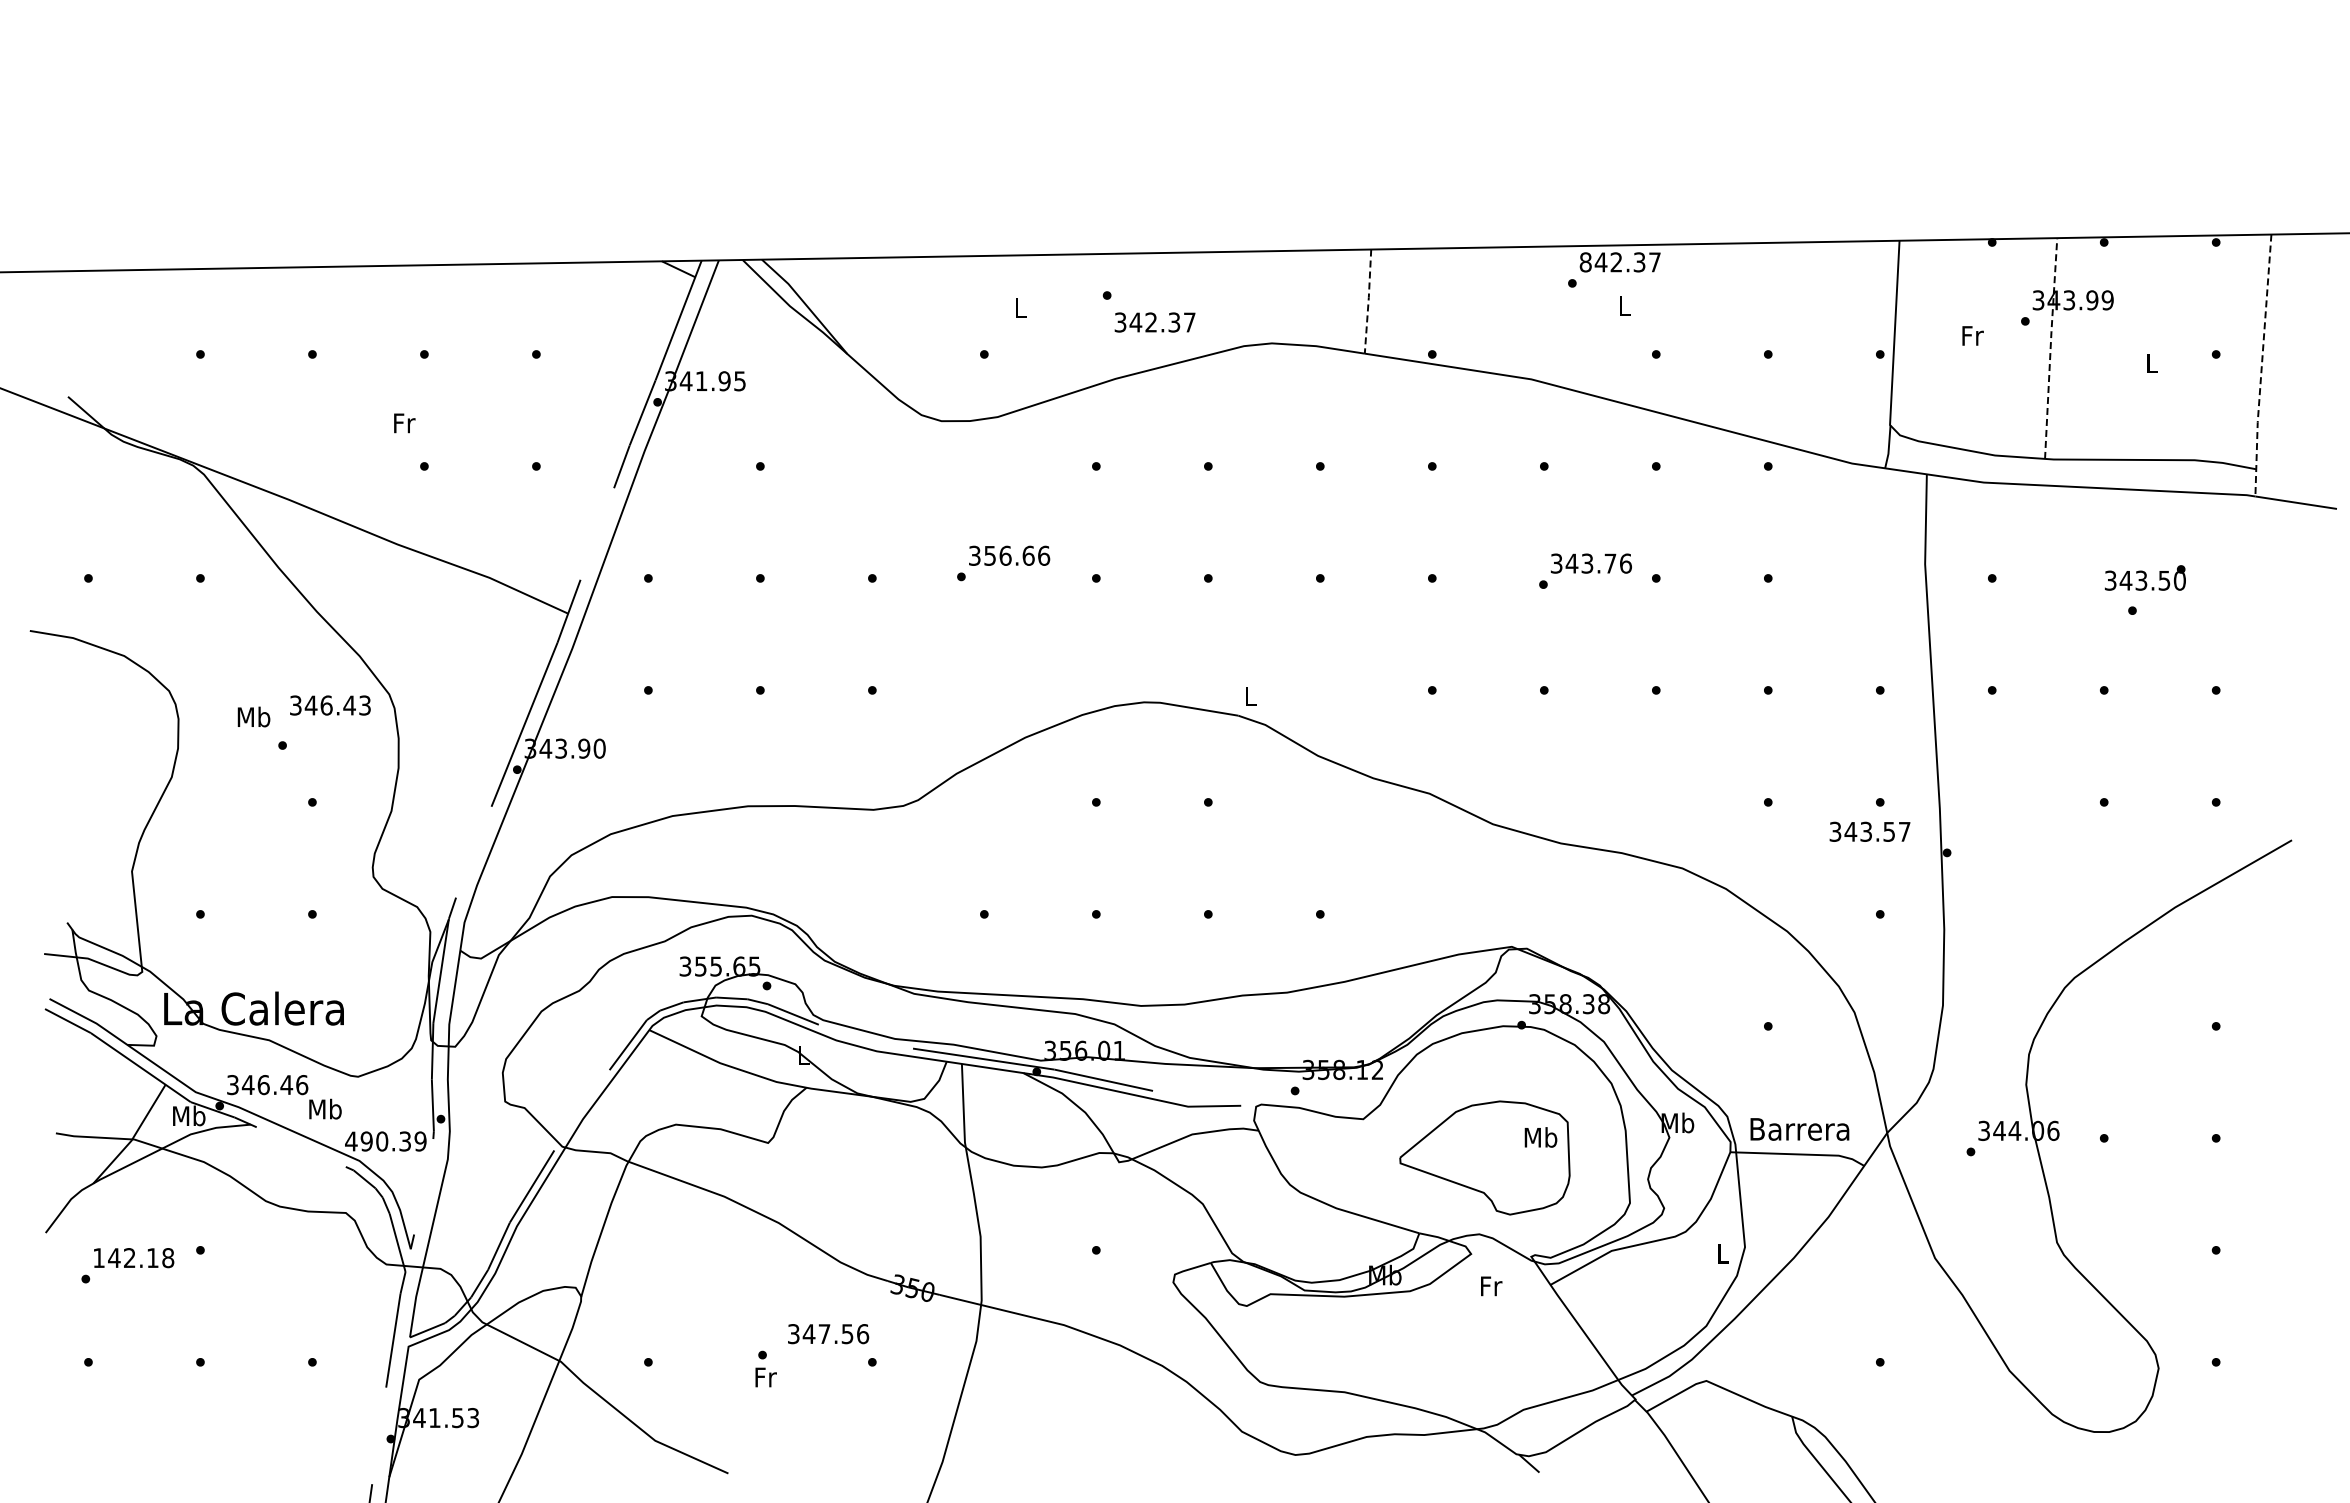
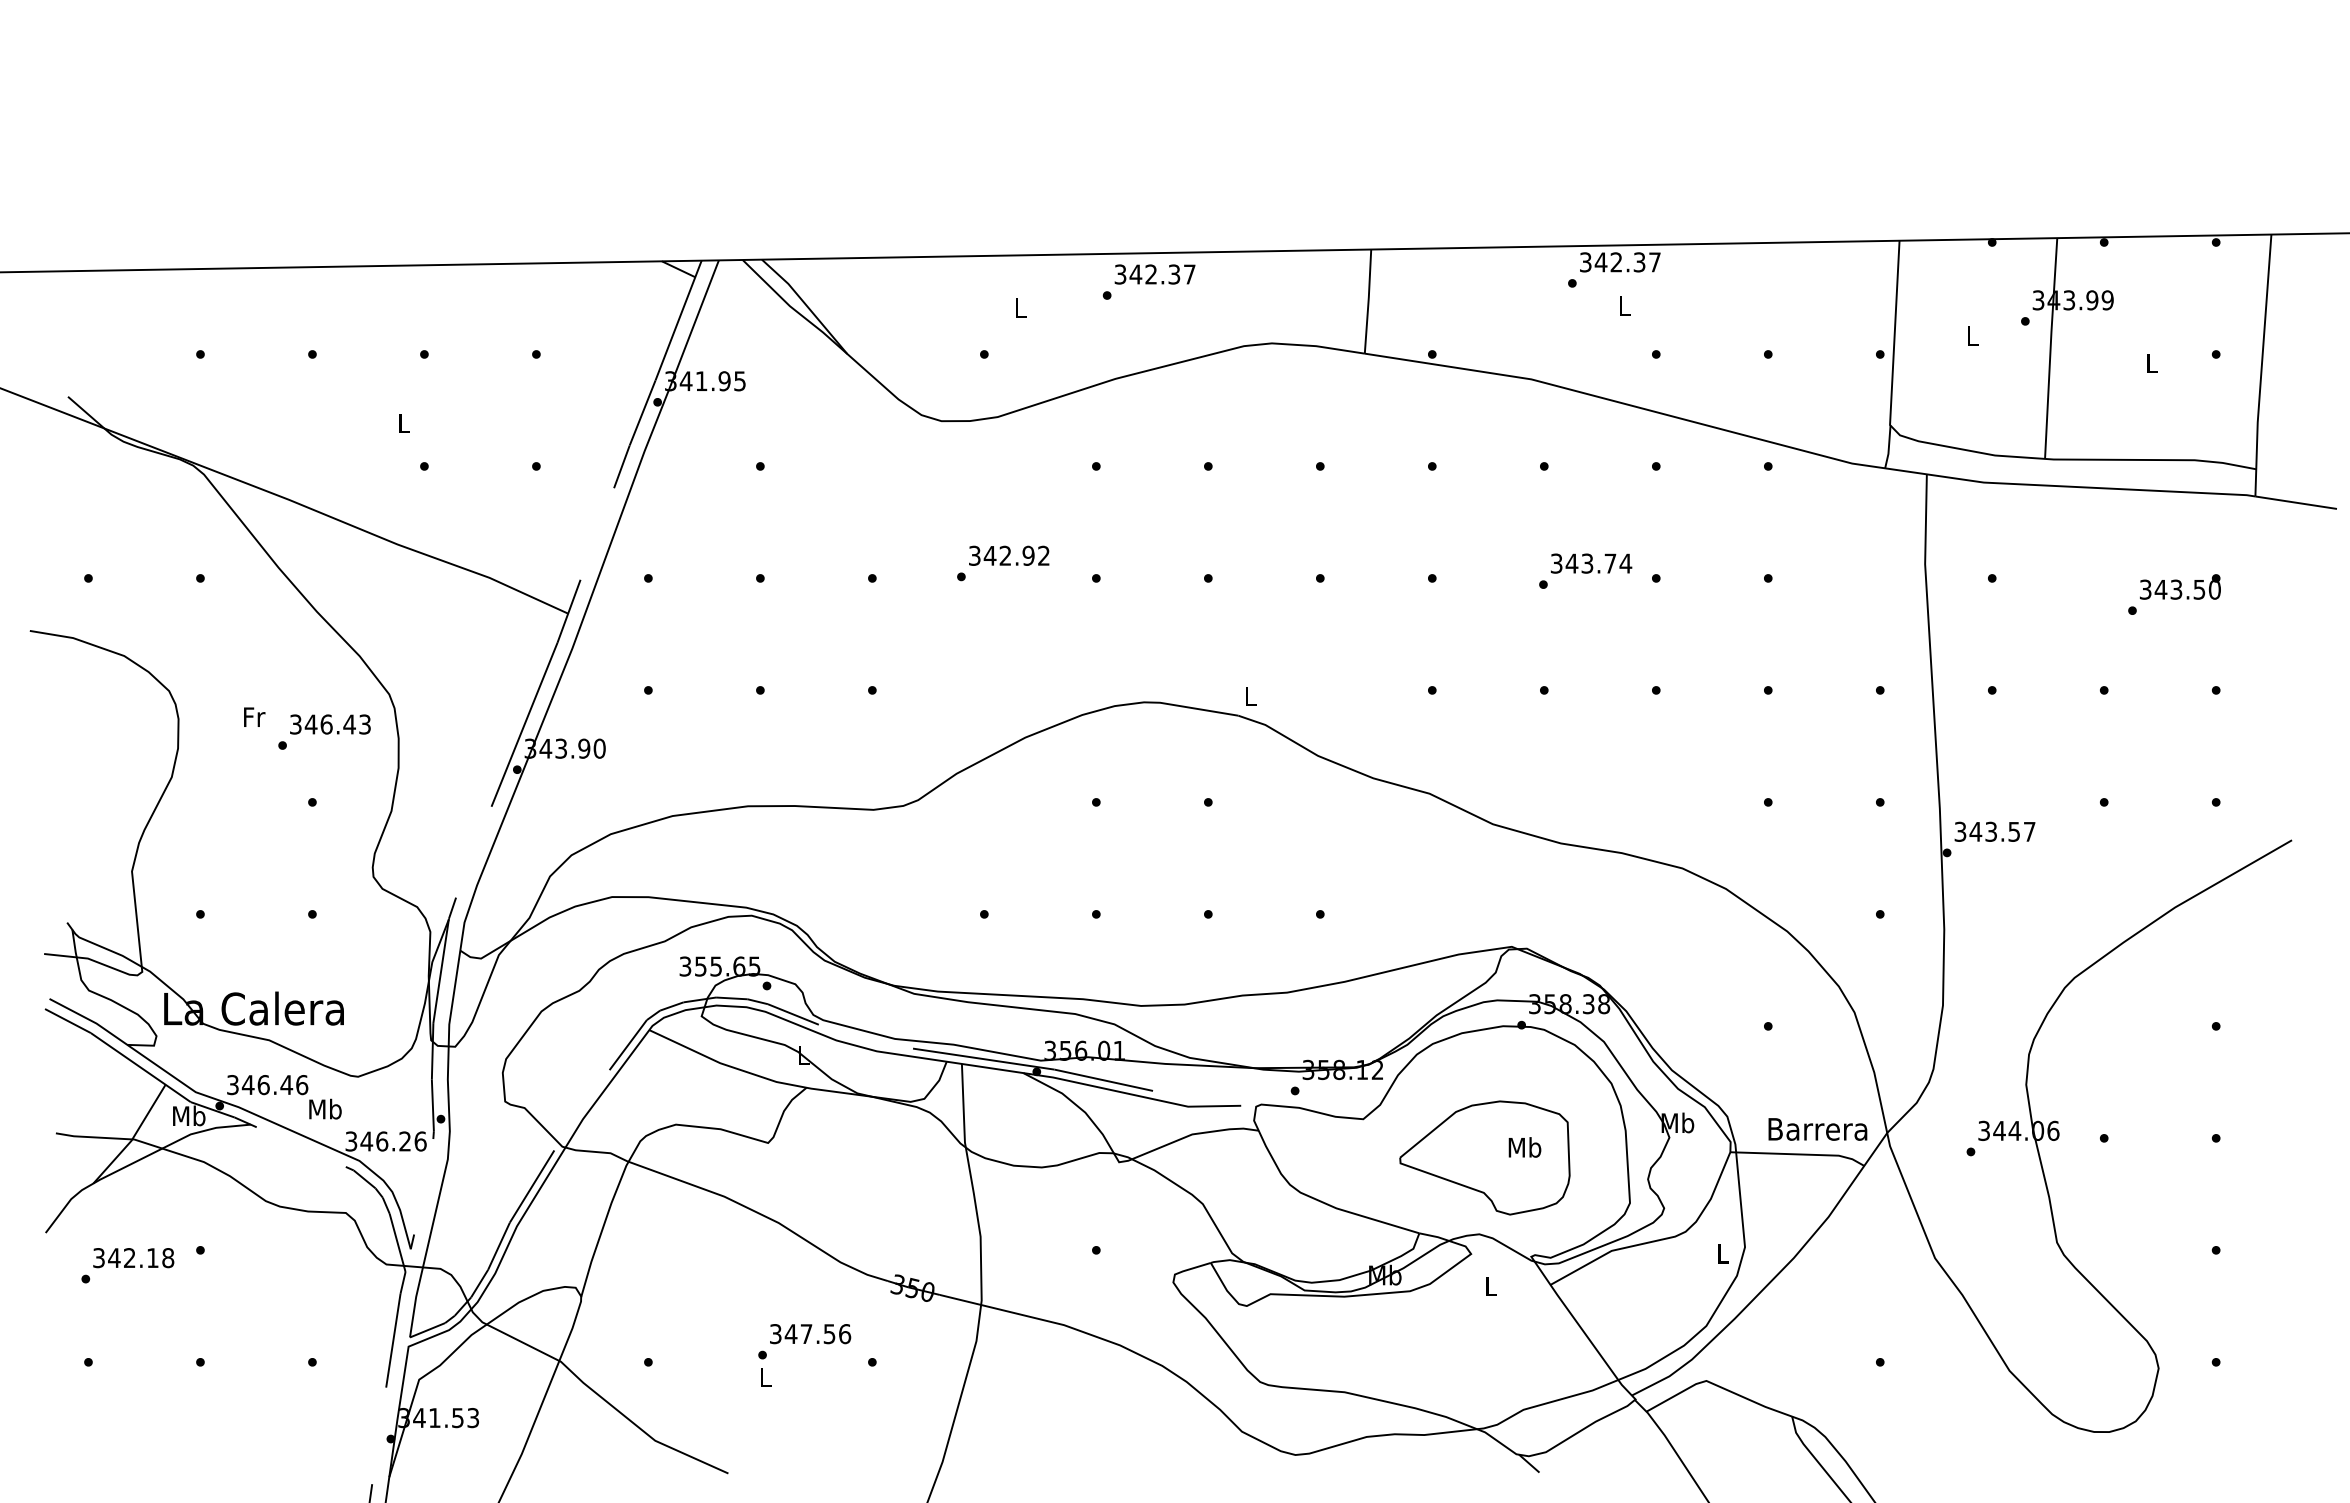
text: 842.37 -> 342.37 (1585, 262)
line: dashed -> solid (1368, 301)
text position: (1154, 322) -> (1154, 274) (1154, 274)
text: Fr -> L (1972, 335)
line: dashed -> solid (2050, 347)
line: dashed -> solid (2261, 366)
text: Fr -> L (404, 423)
text: 356.66 -> 342.92 (1016, 555)
text: 343.76 -> 343.74 (1625, 563)
text position: (2145, 577) -> (2180, 586) (2180, 586)
text position: (330, 705) -> (330, 724) (330, 724)
text: Mb -> Fr (253, 716)
text position: (1869, 831) -> (1994, 831) (1994, 831)
text position: (1799, 1129) -> (1817, 1129) (1817, 1129)
text position: (1540, 1137) -> (1524, 1147) (1524, 1147)
text: 490.39 -> 346.26 (385, 1141)
text: 142.18 -> 342.18 (98, 1258)
text: Fr -> L (1491, 1286)
text position: (828, 1334) -> (810, 1334) (810, 1334)
text: Fr -> L (765, 1377)
